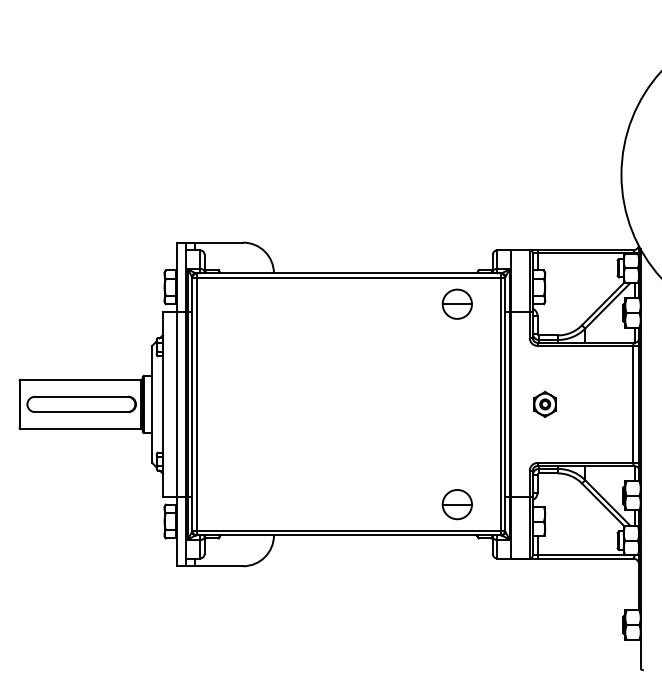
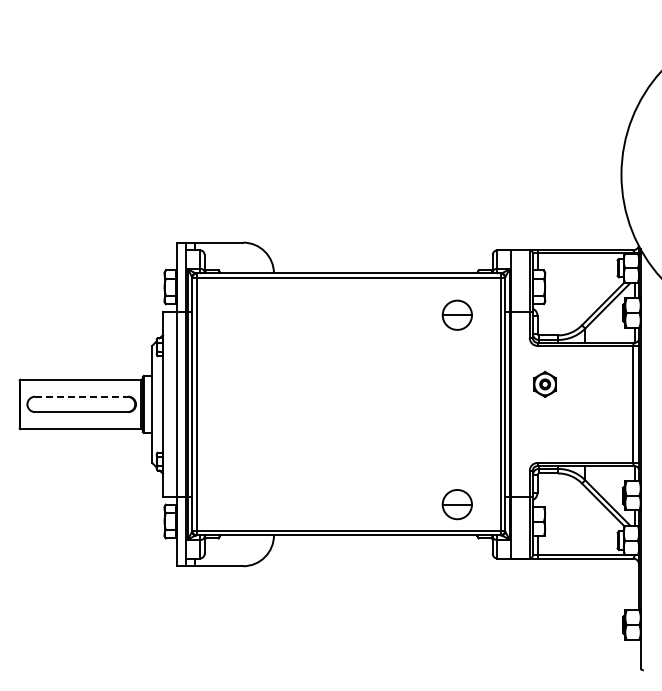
part position: (456, 303) -> (456, 314) (456, 314)
line: solid -> dashed (81, 396)
part position: (544, 403) -> (544, 383) (544, 383)
